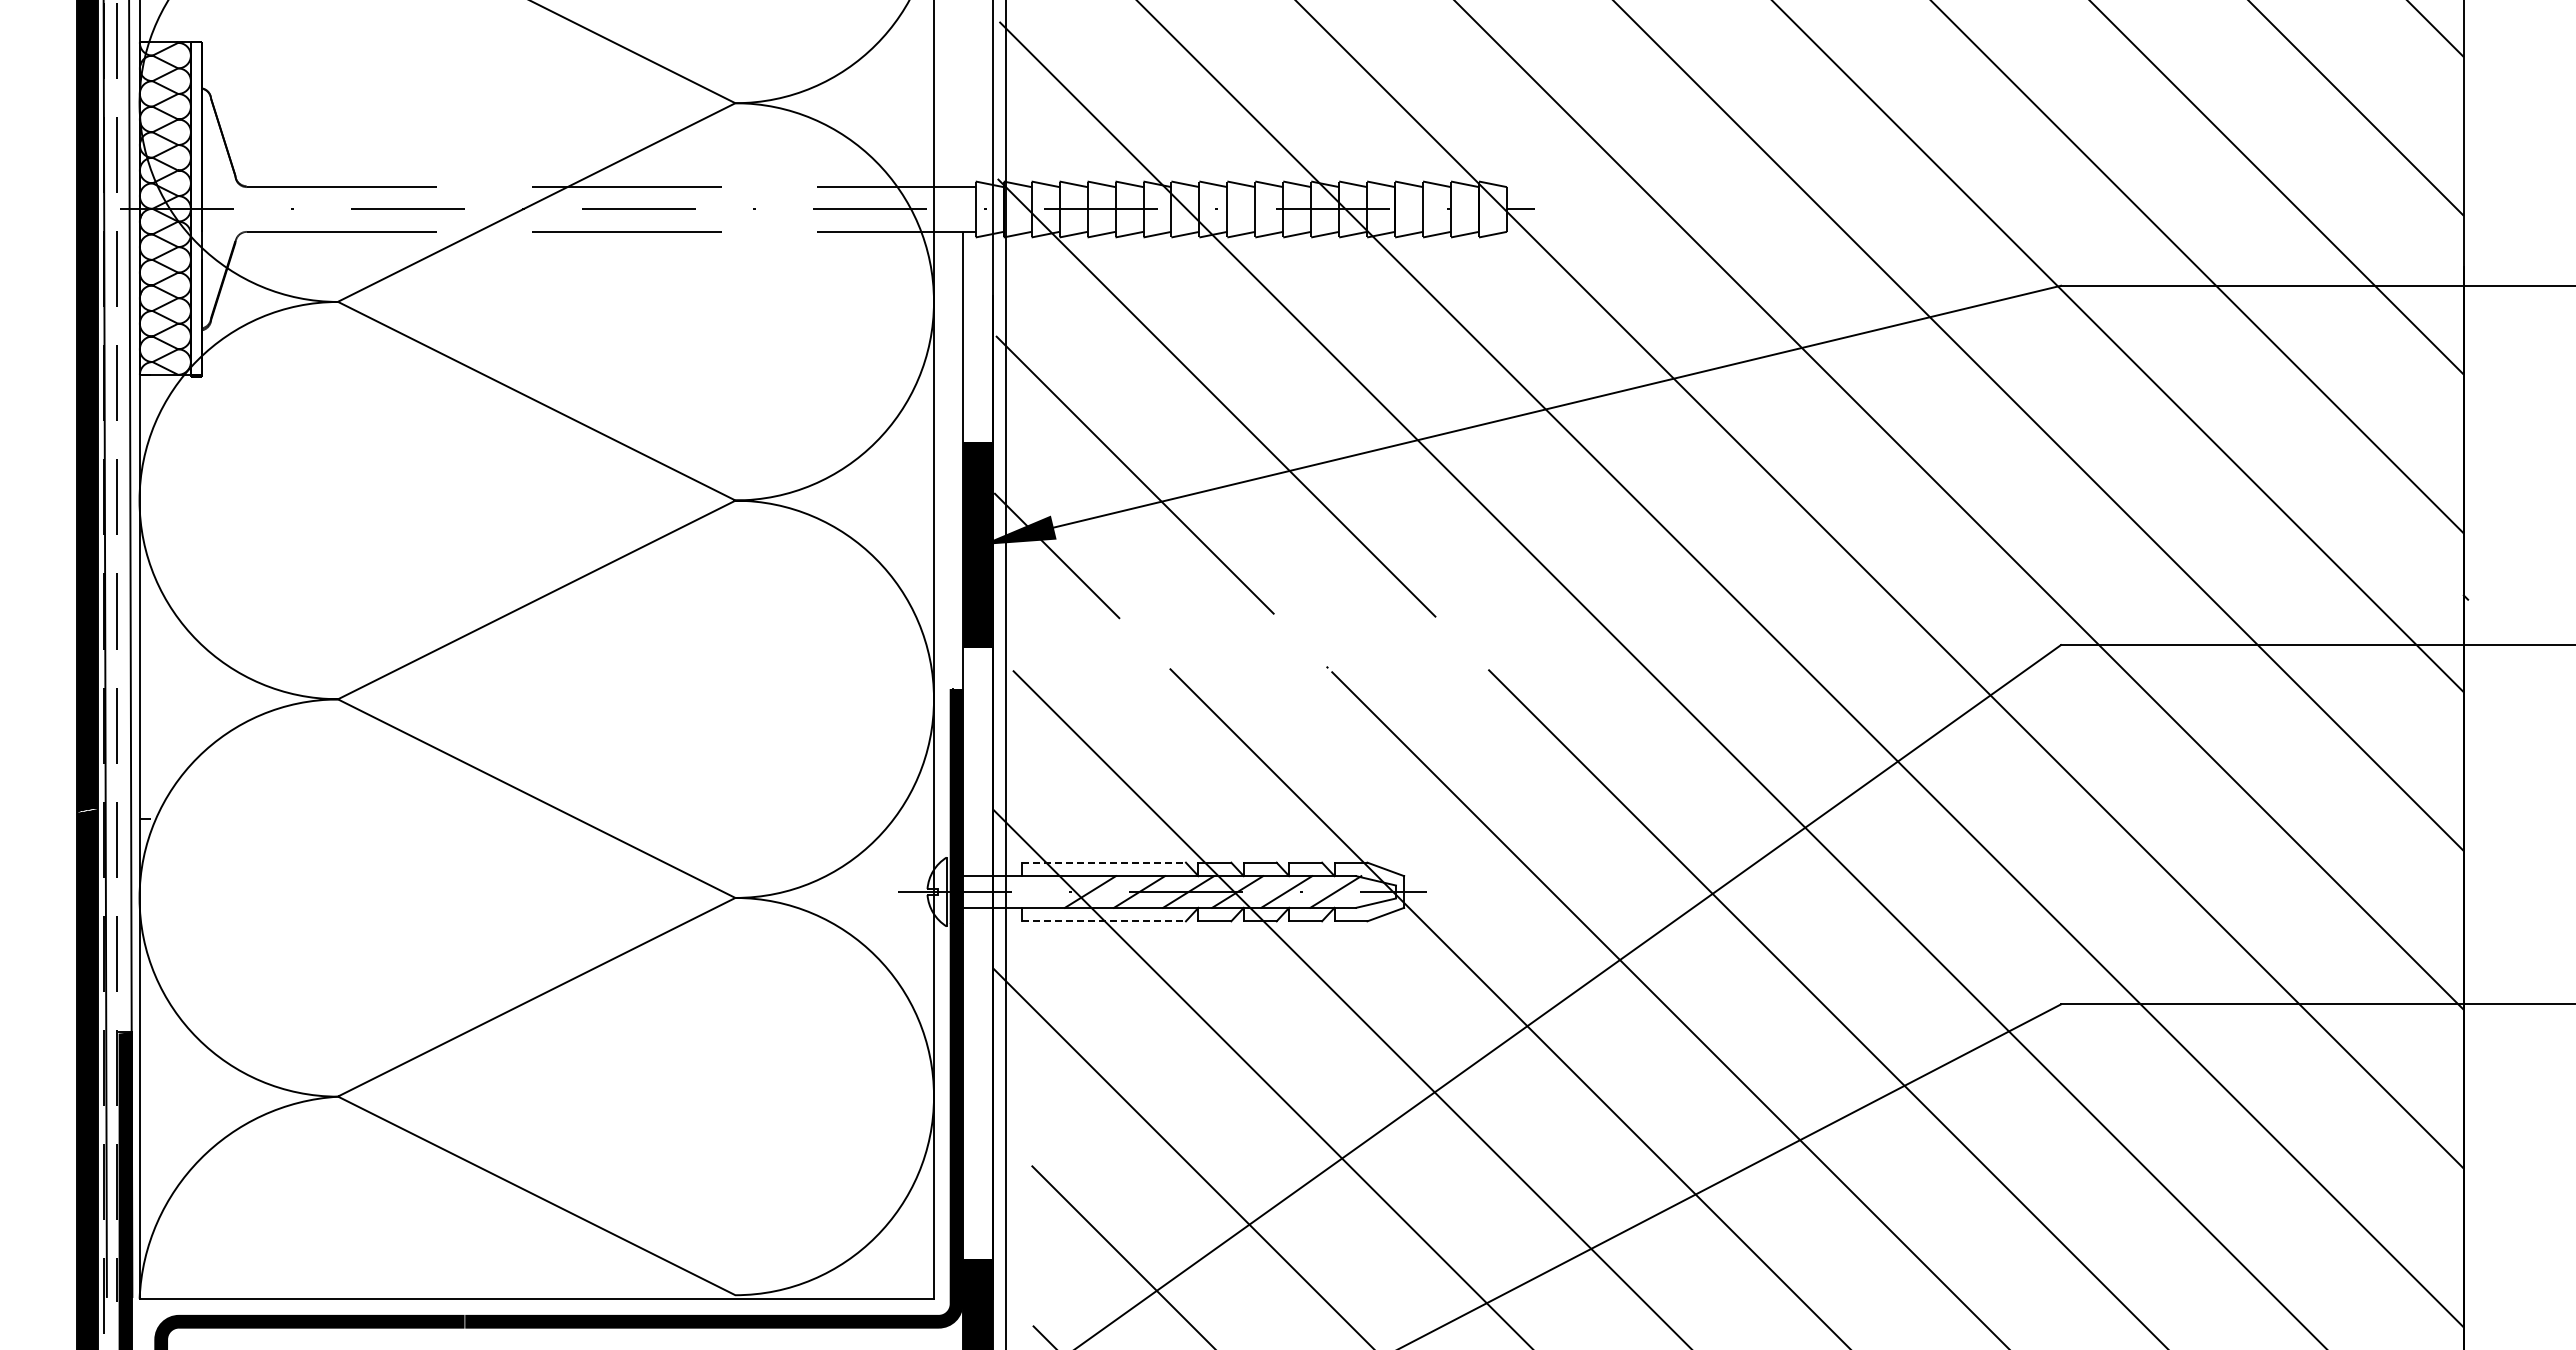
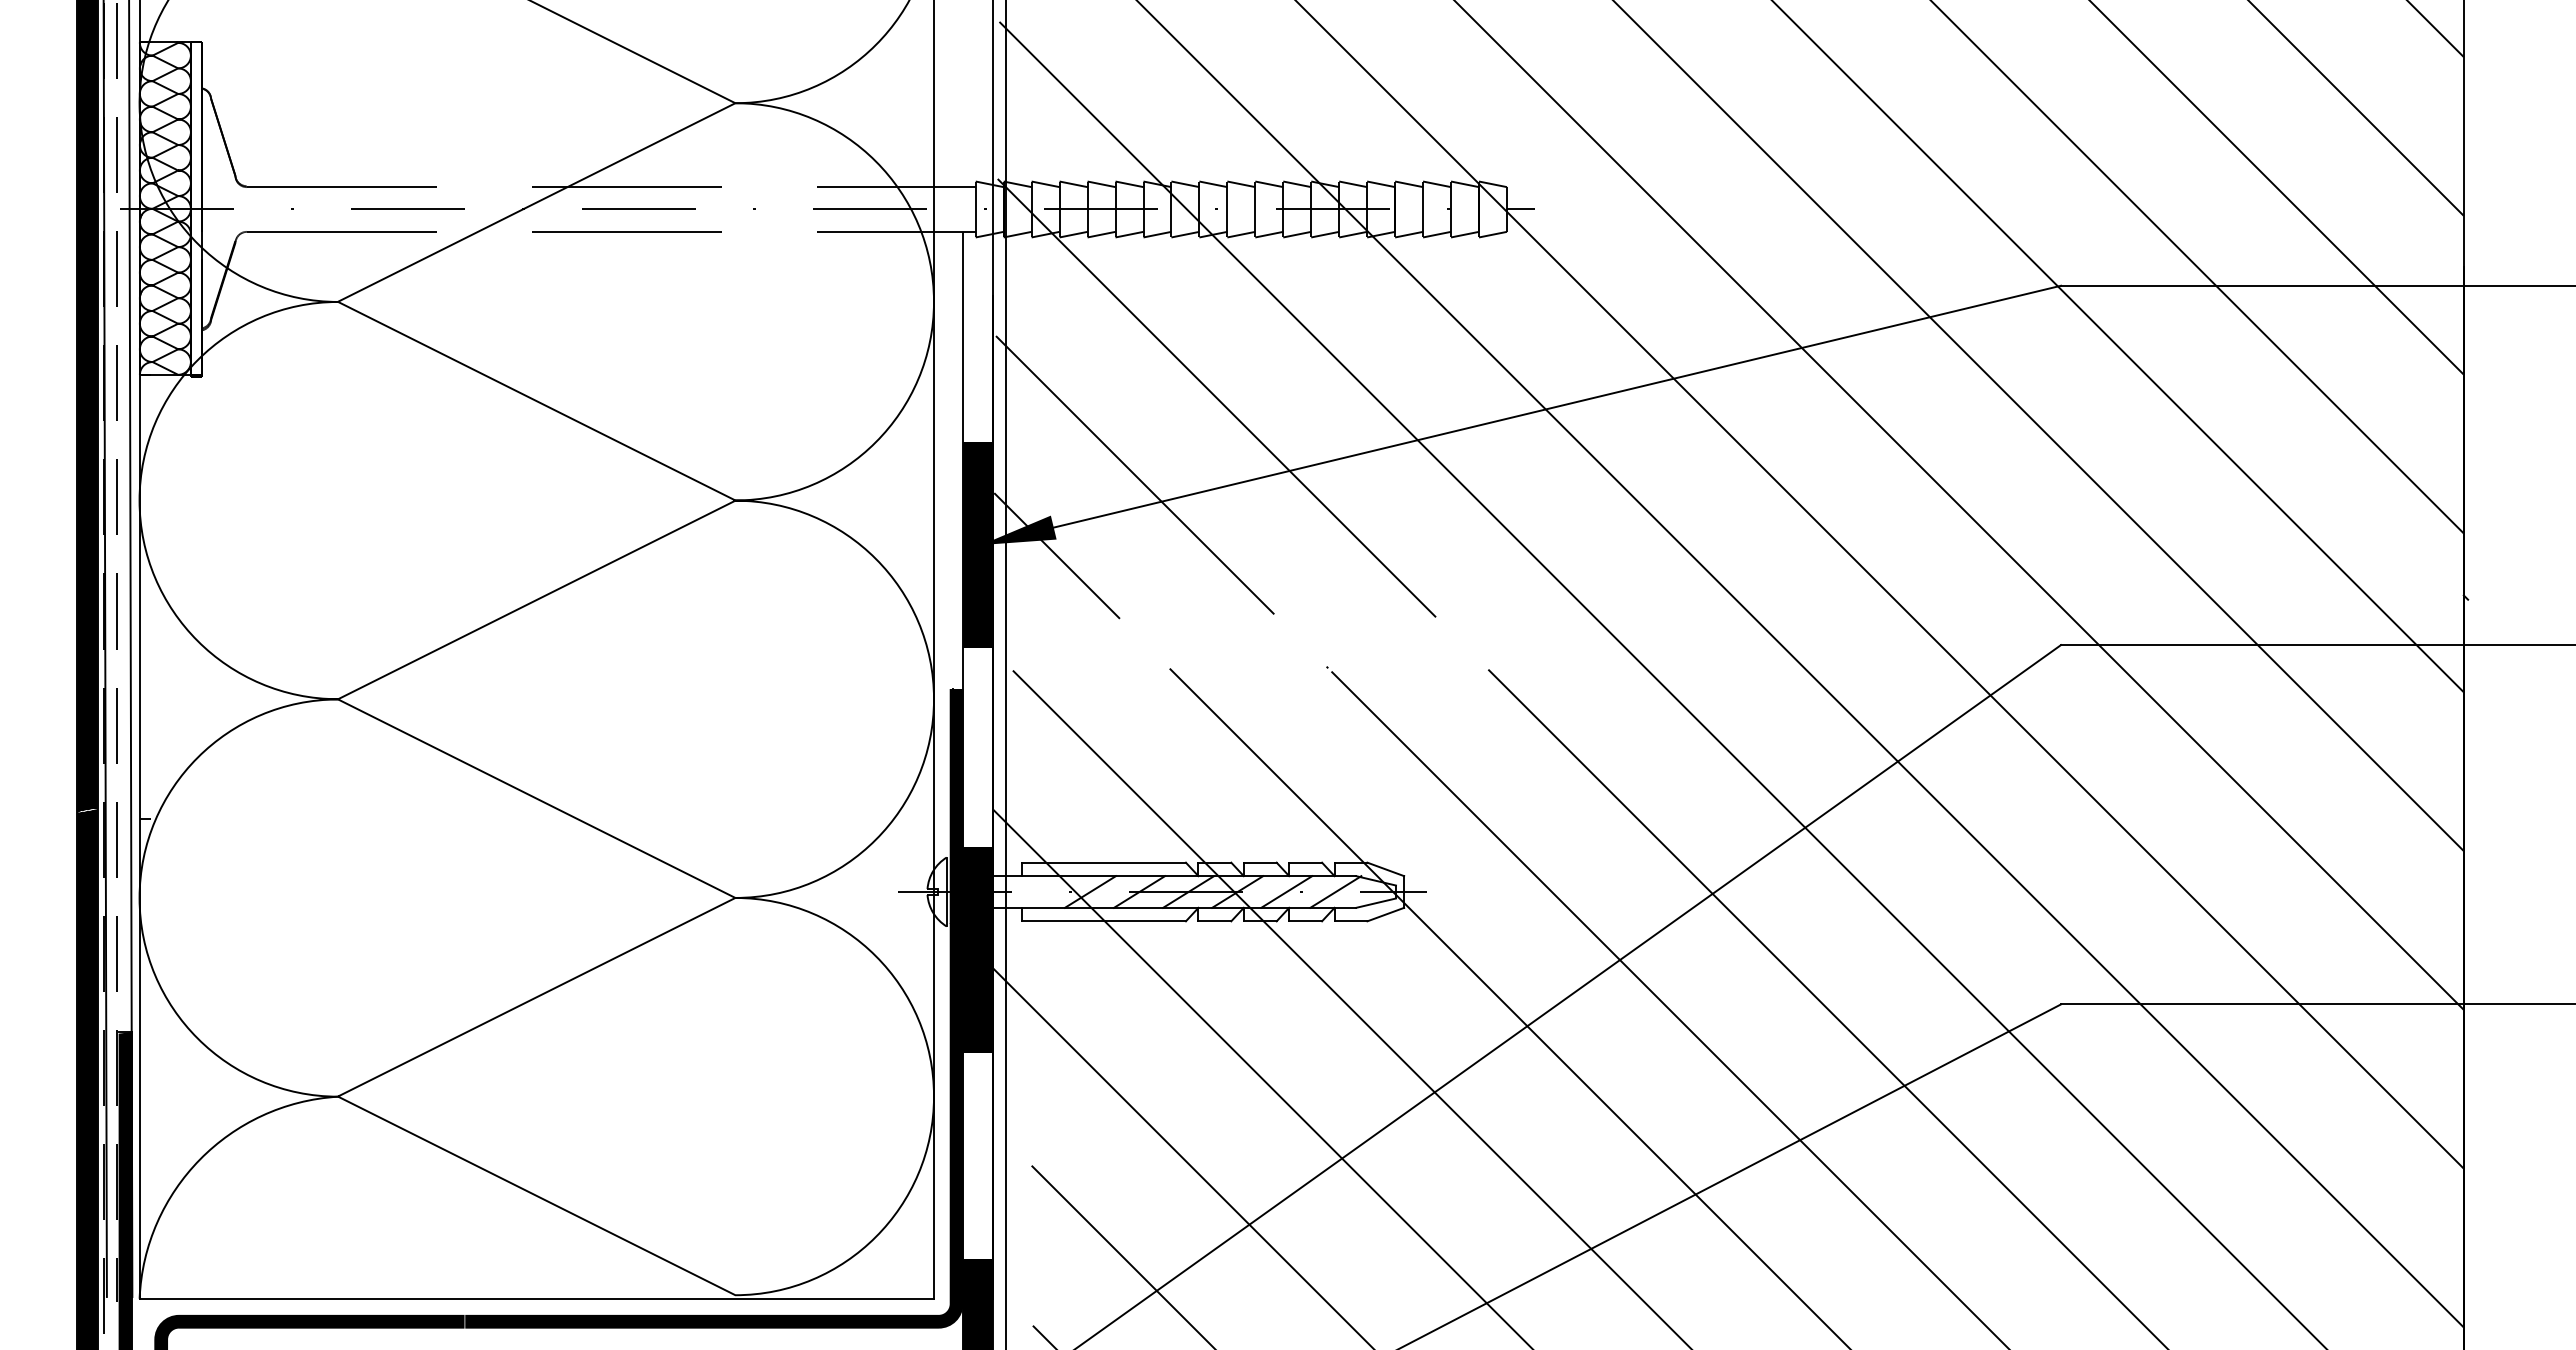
line: dashed -> solid (1104, 862)
line: dashed -> solid (1104, 921)
fill: none -> present (977, 950)
